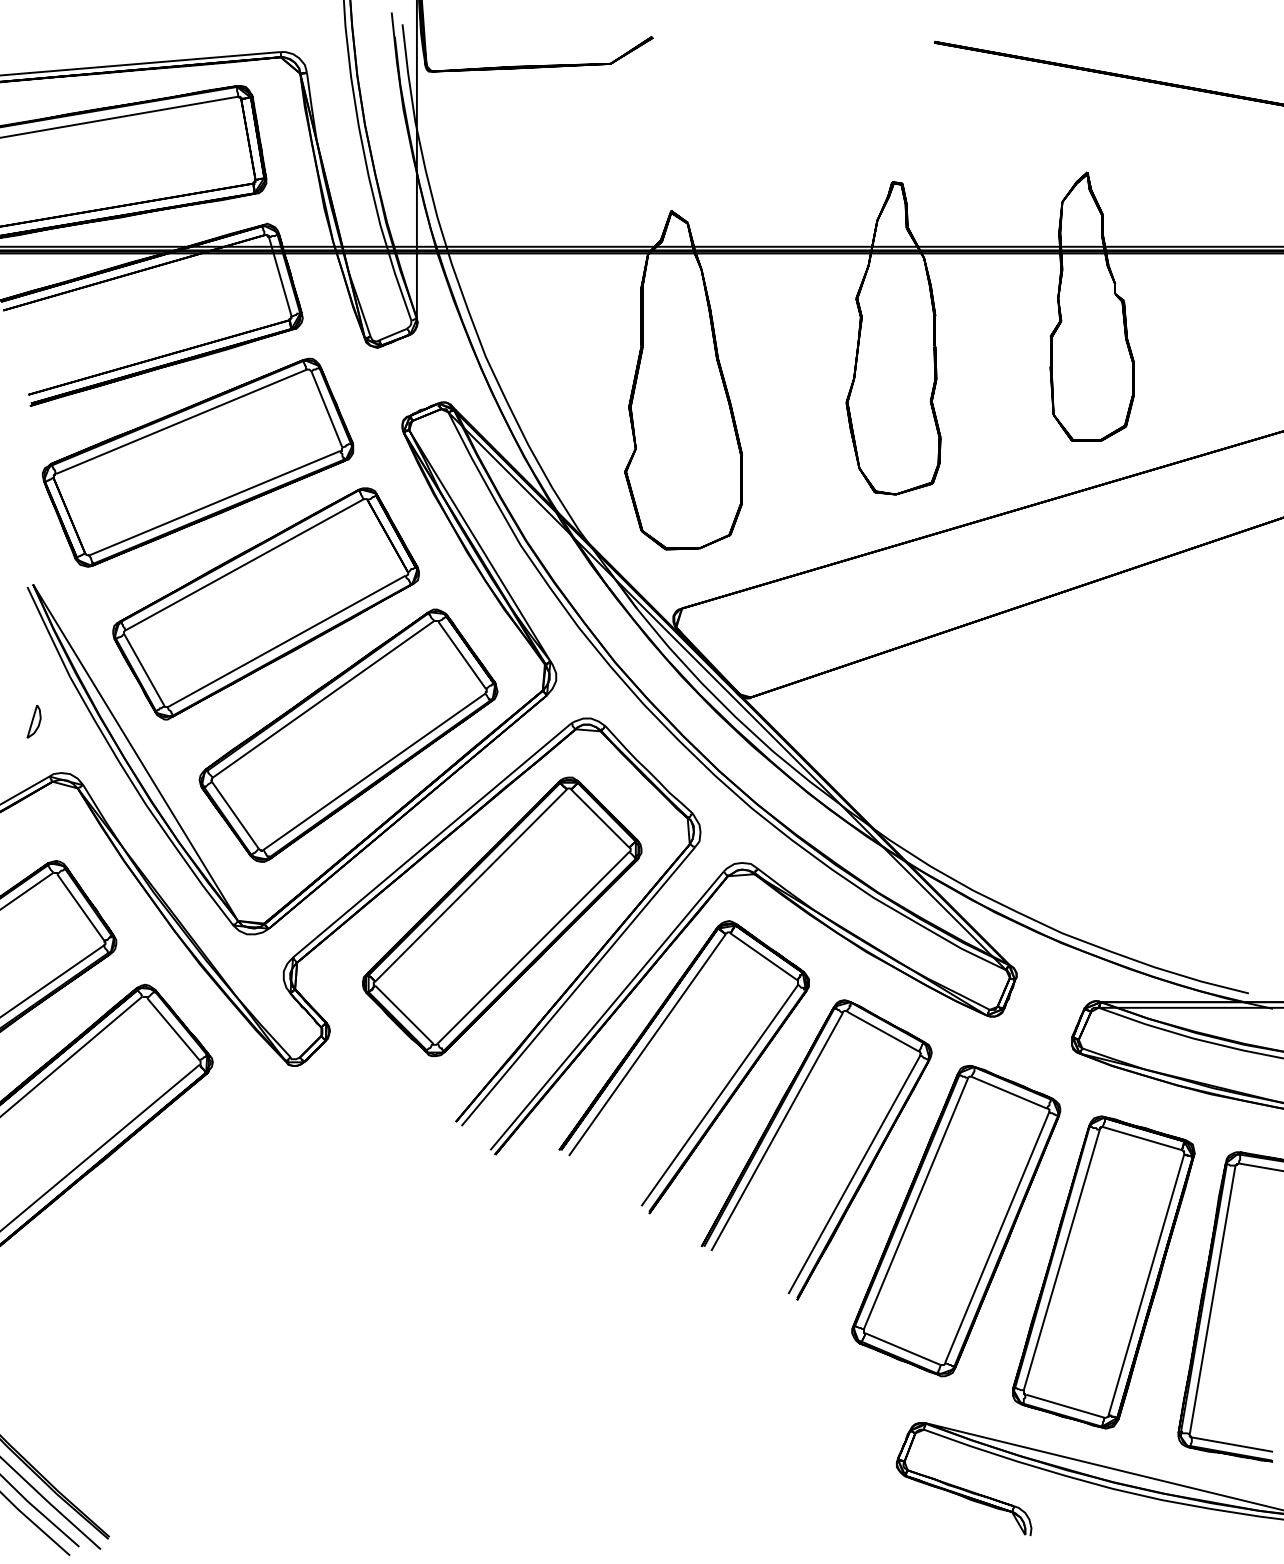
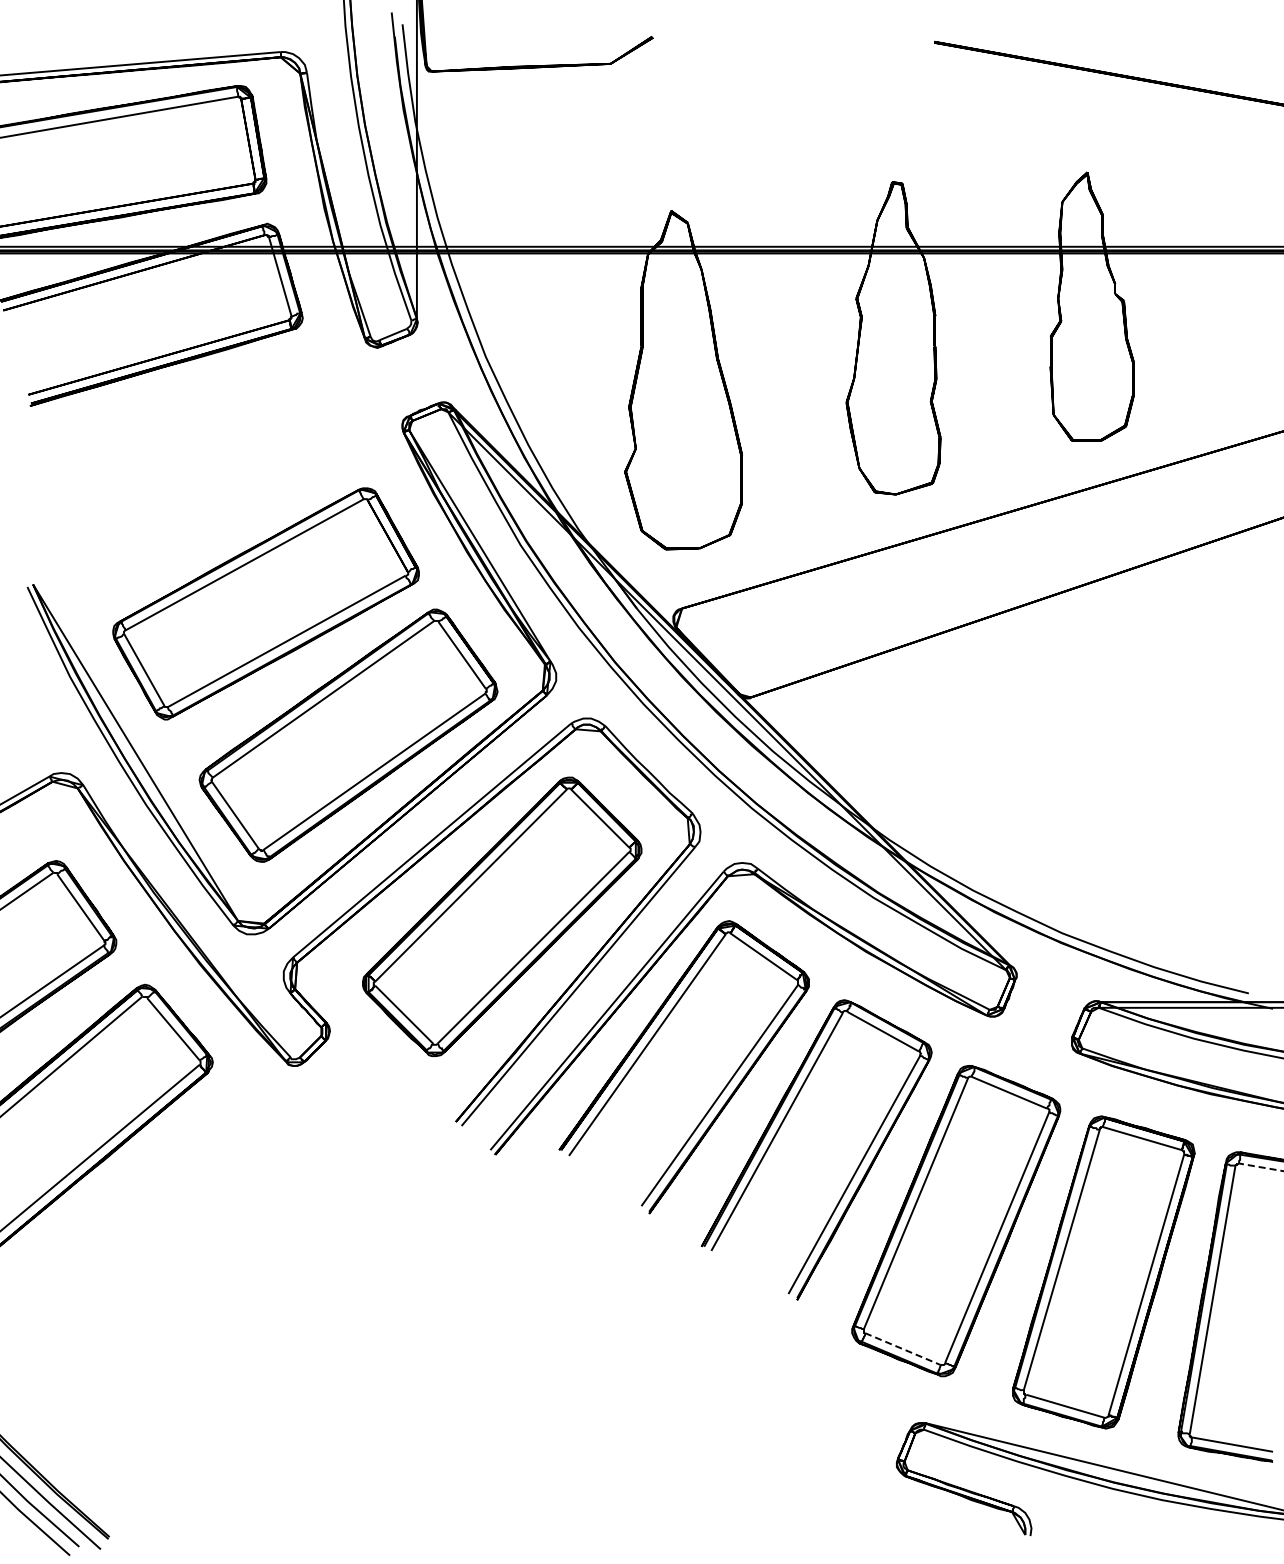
part: present -> none (197, 462)
part: present -> none (33, 721)
line: solid -> dashed (1260, 1167)
line: solid -> dashed (902, 1349)
